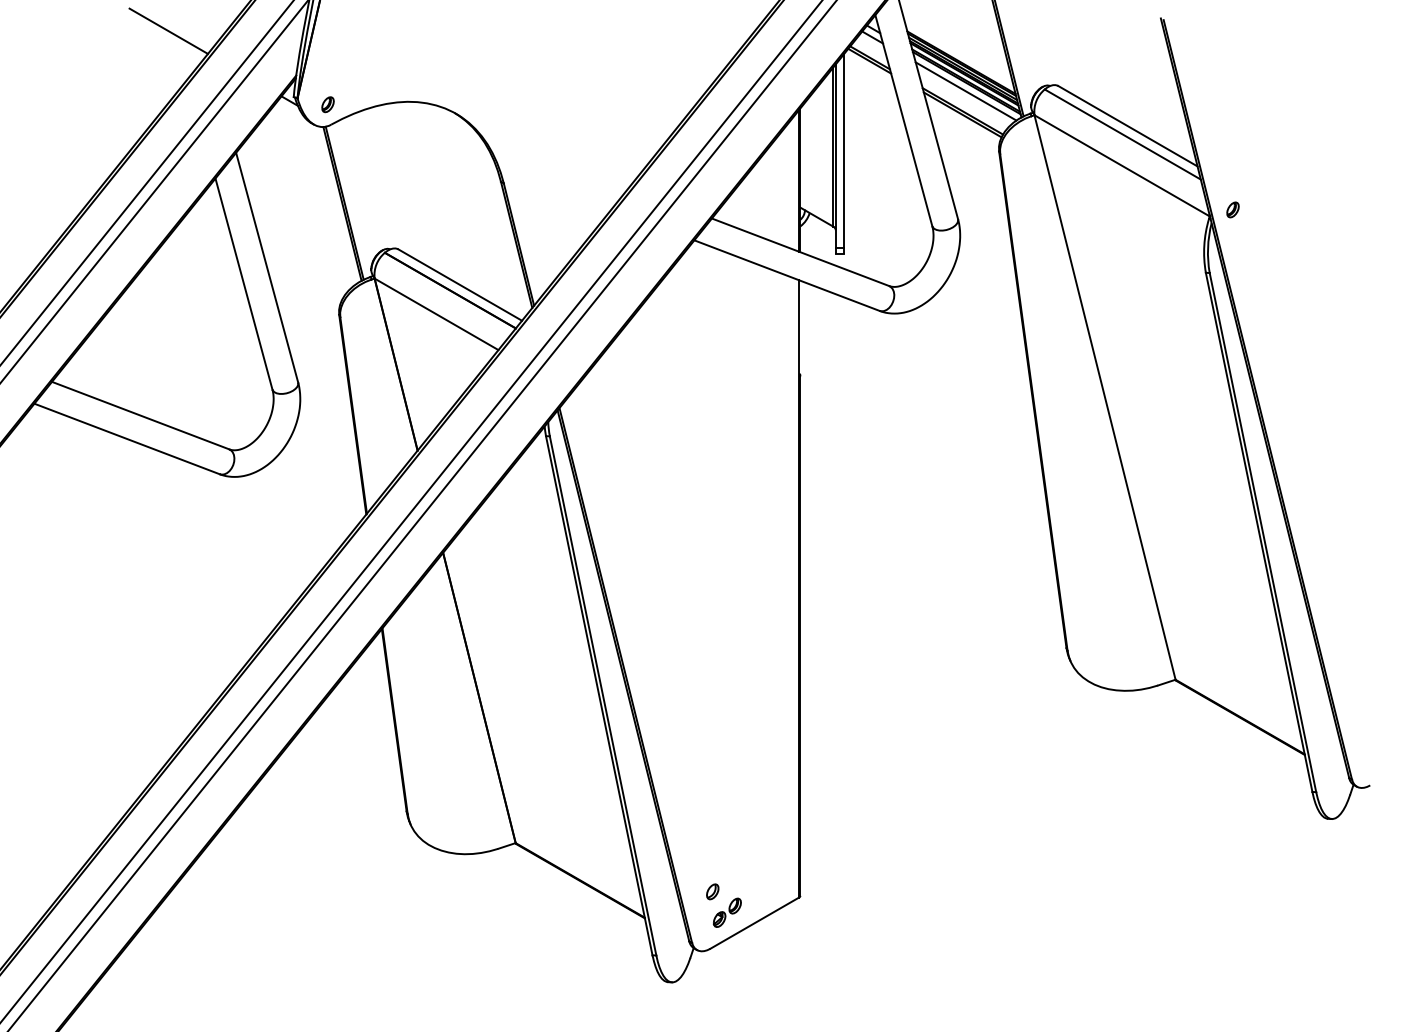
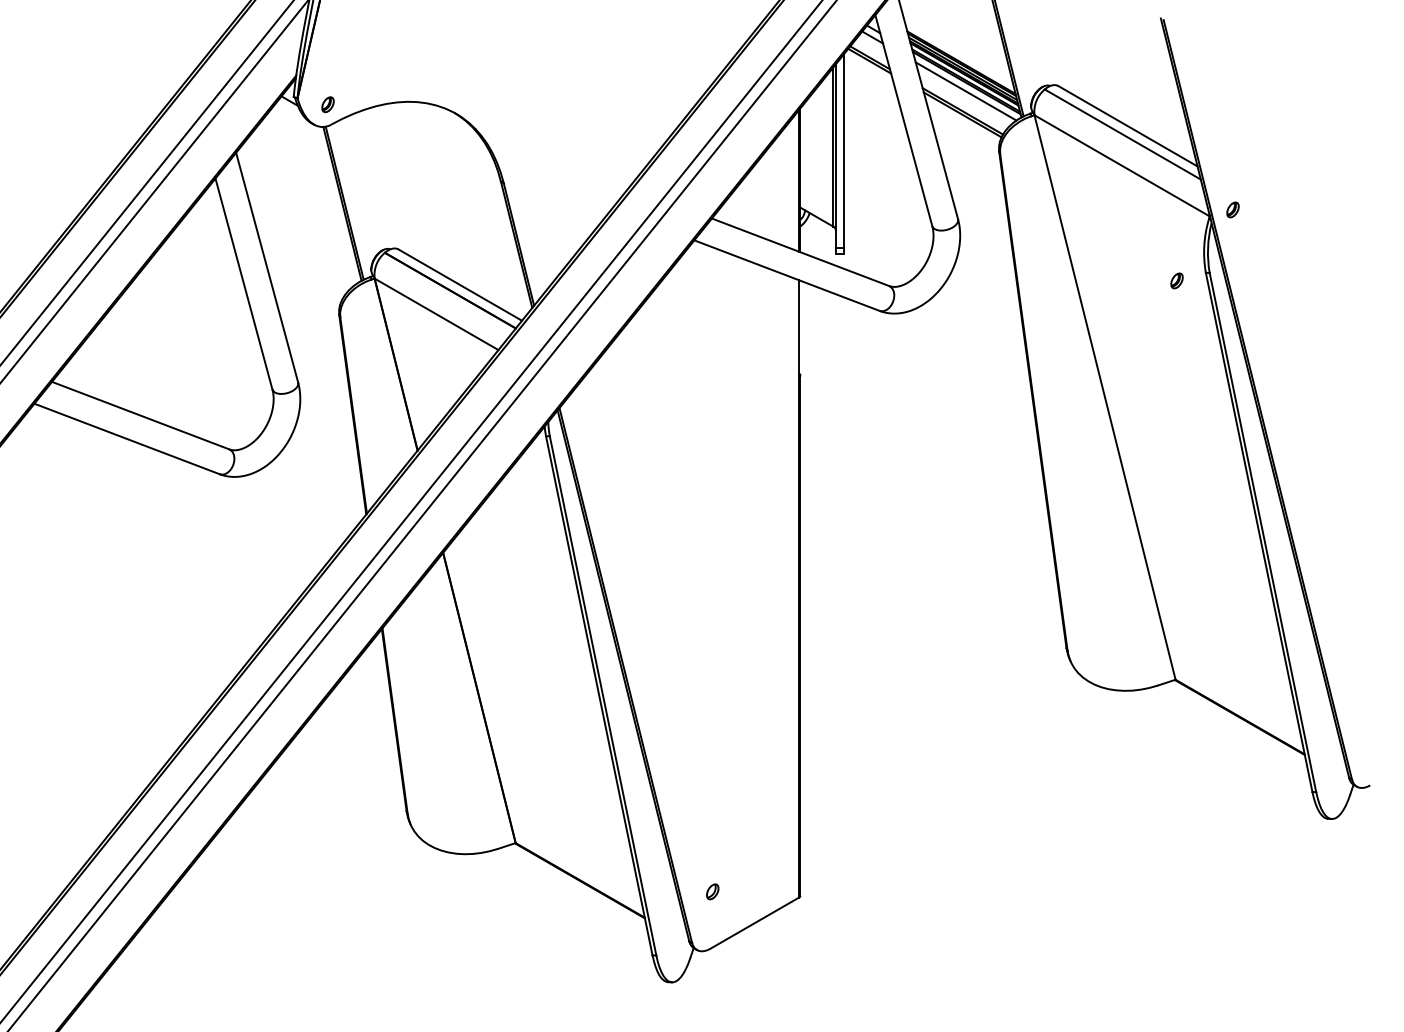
line: present -> none (168, 30)
part: none -> present (1176, 280)
part: present -> none (726, 912)
